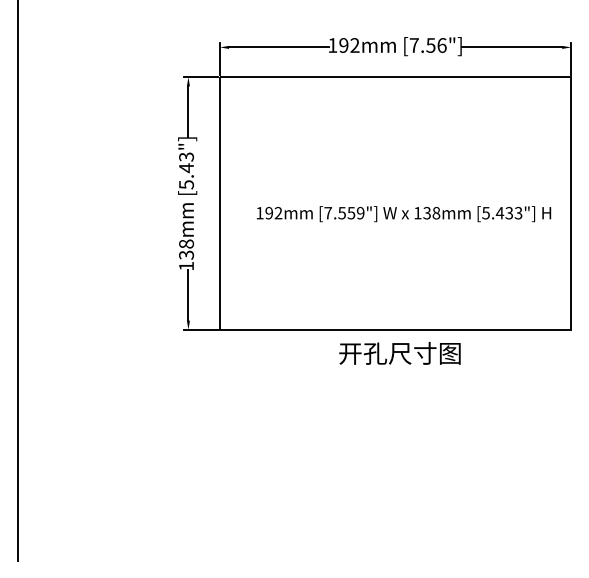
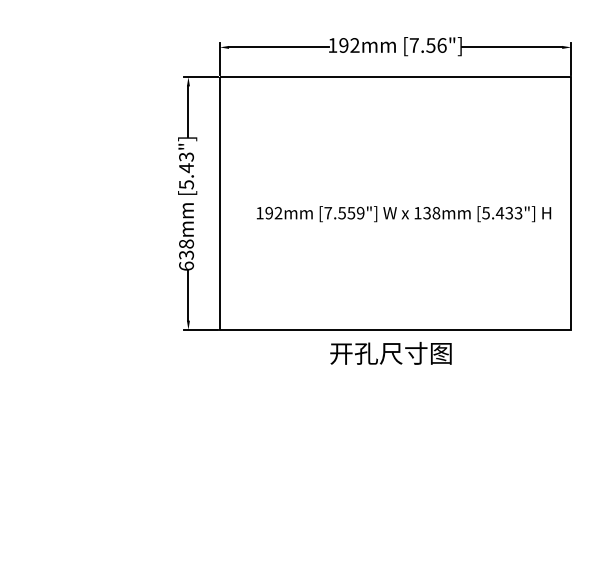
text: 138mm -> 638mm (186, 265)
line: present -> none (17, 281)
text position: (399, 353) -> (390, 353) (390, 353)
